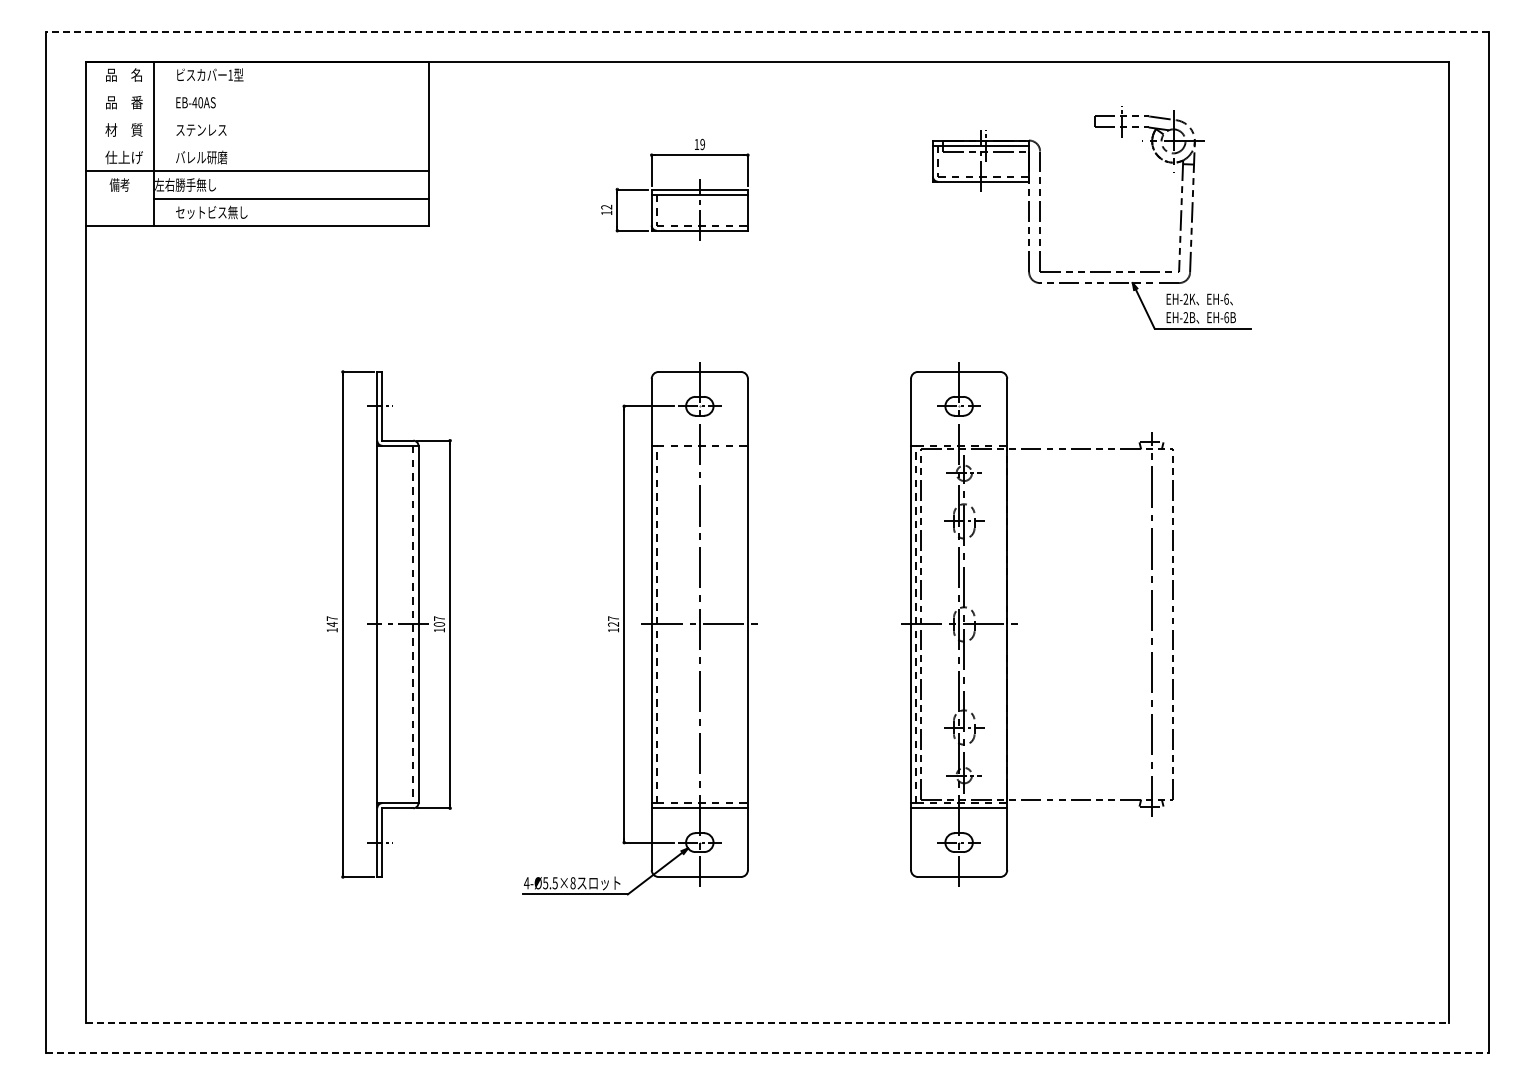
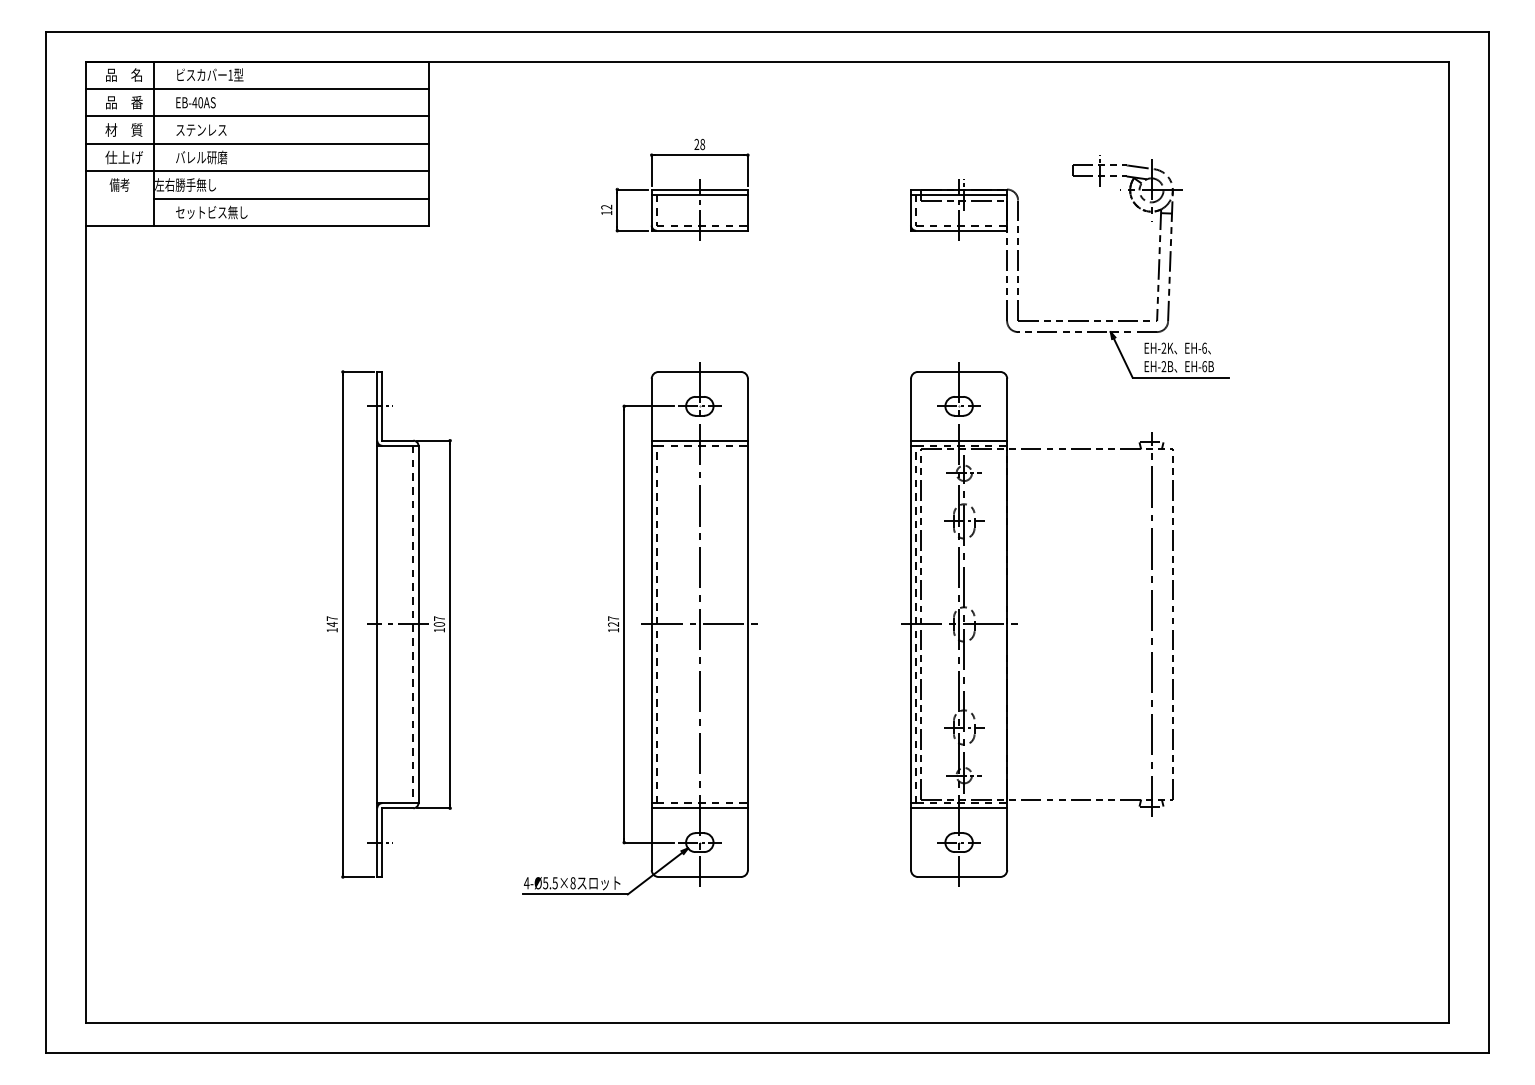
line: dashed -> solid (767, 32)
line: none -> present (257, 89)
line: none -> present (257, 116)
line: none -> present (257, 143)
text: 19 -> 28 (699, 143)
part position: (1040, 217) -> (1018, 266) (1018, 266)
line: none -> present (699, 440)
line: none -> present (959, 440)
line: dashed -> solid (767, 1023)
line: dashed -> solid (767, 1052)
